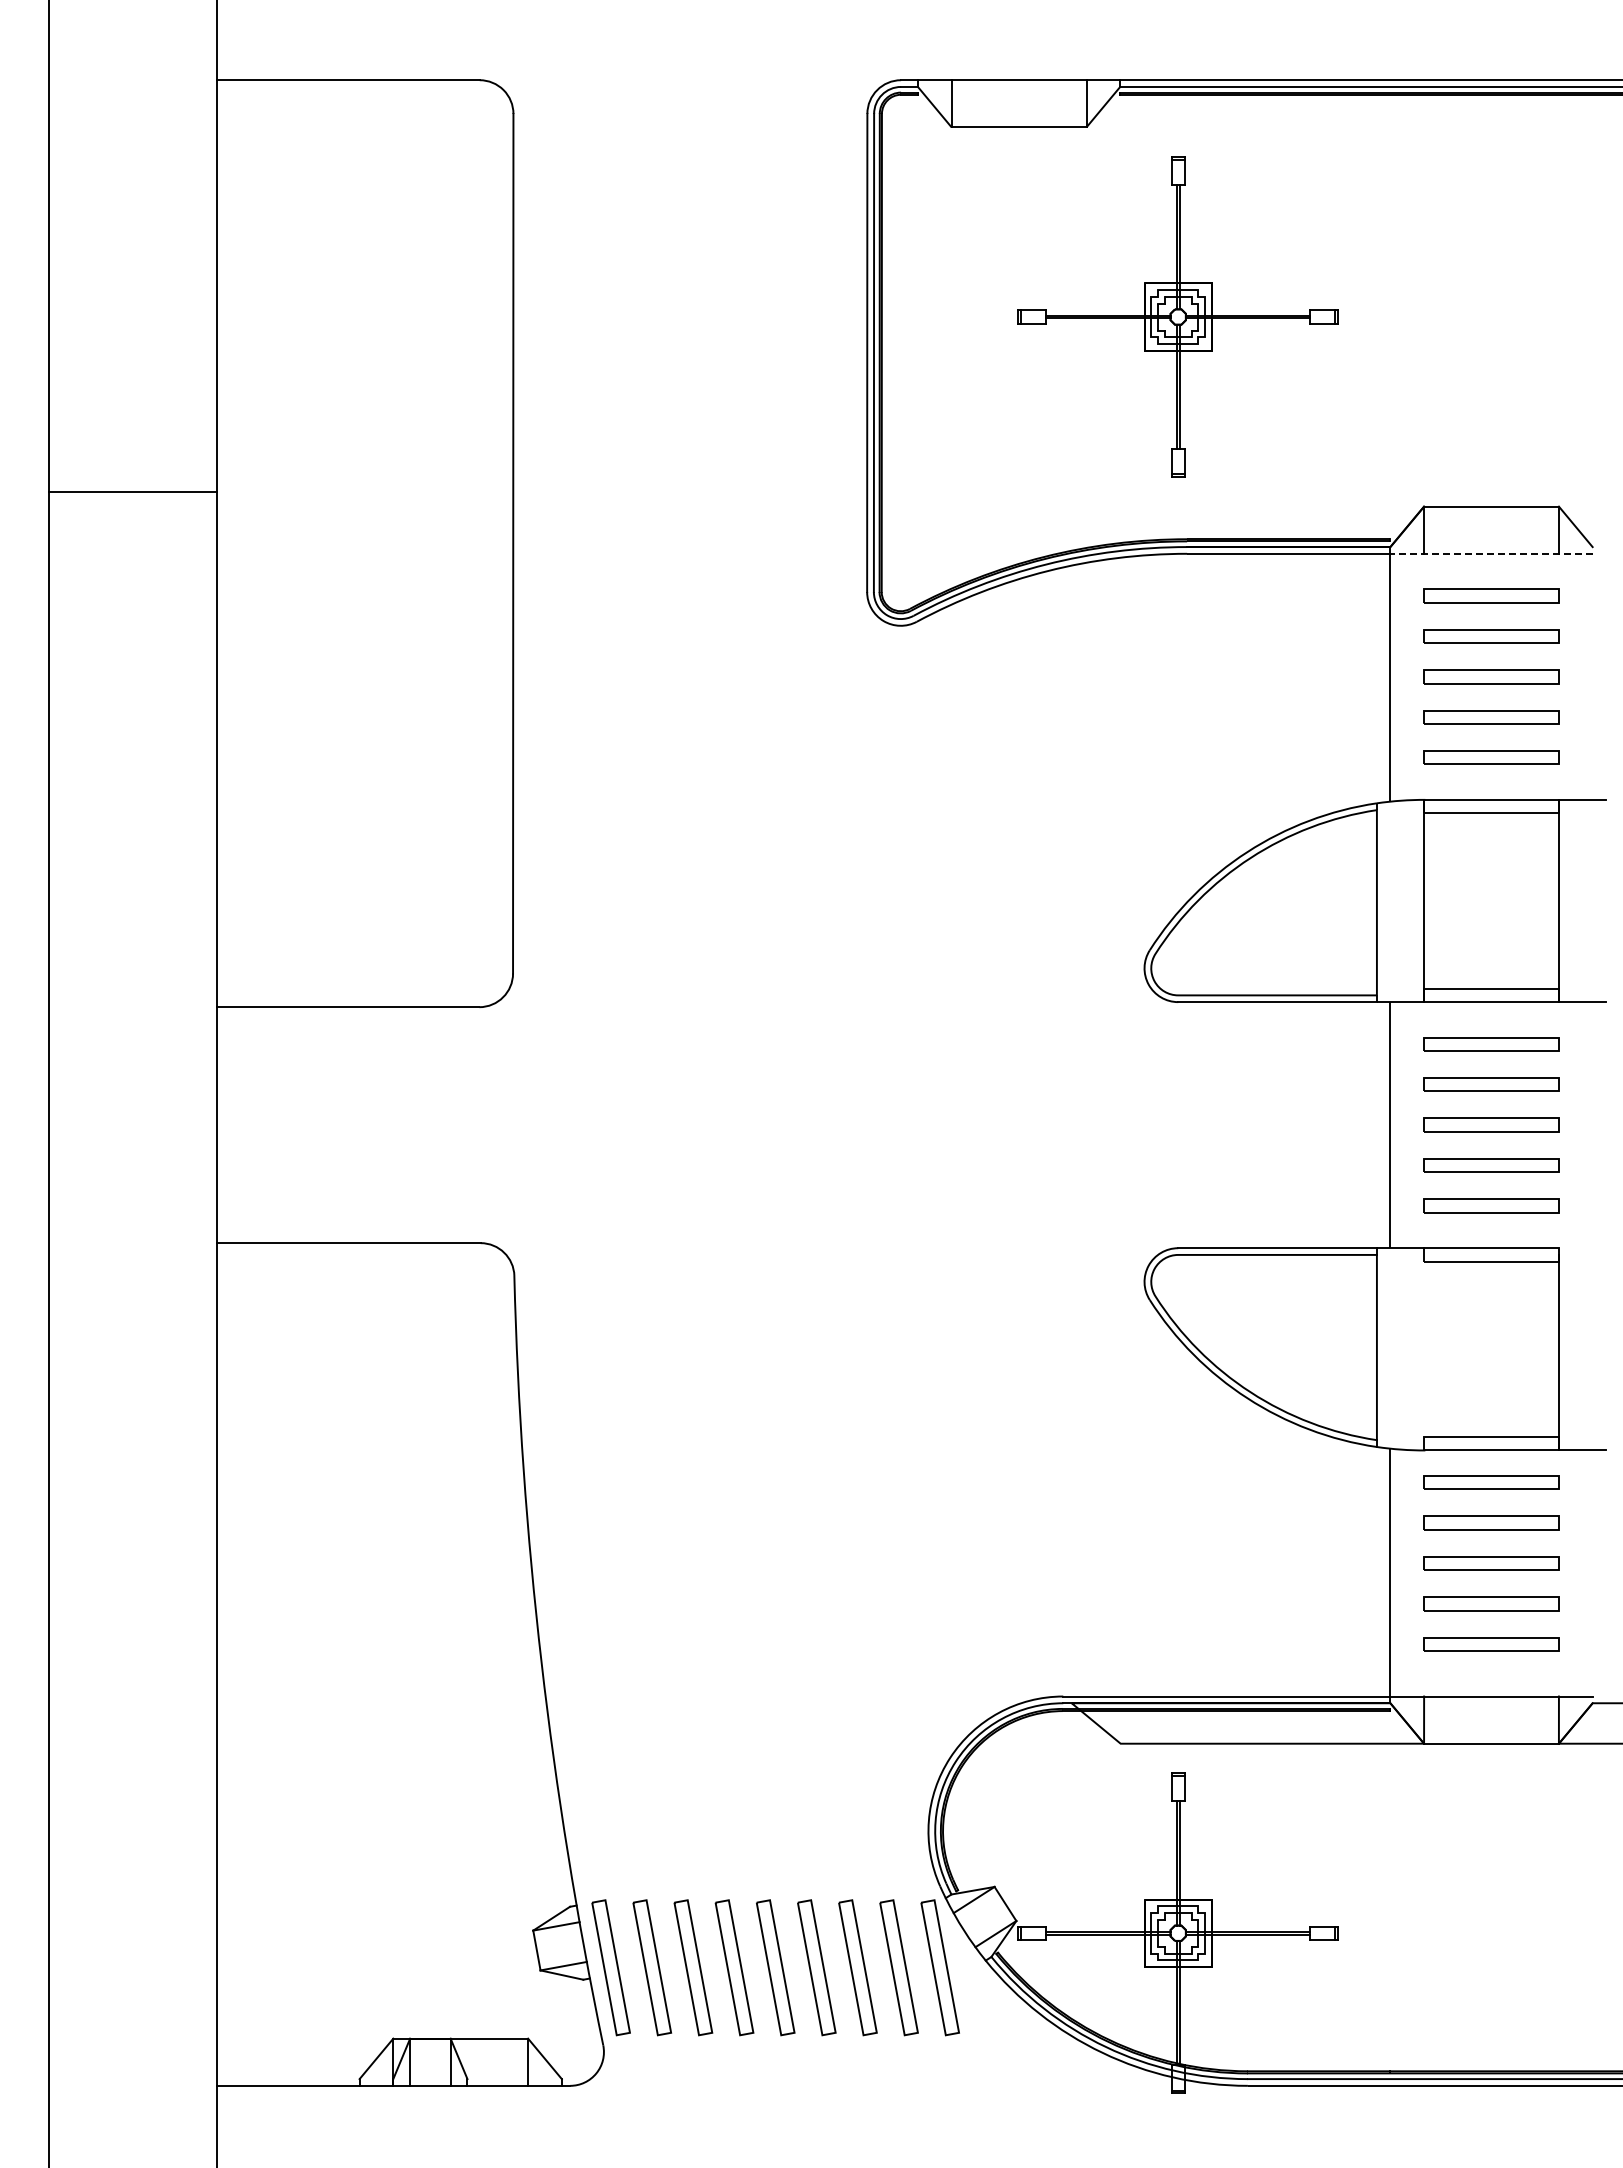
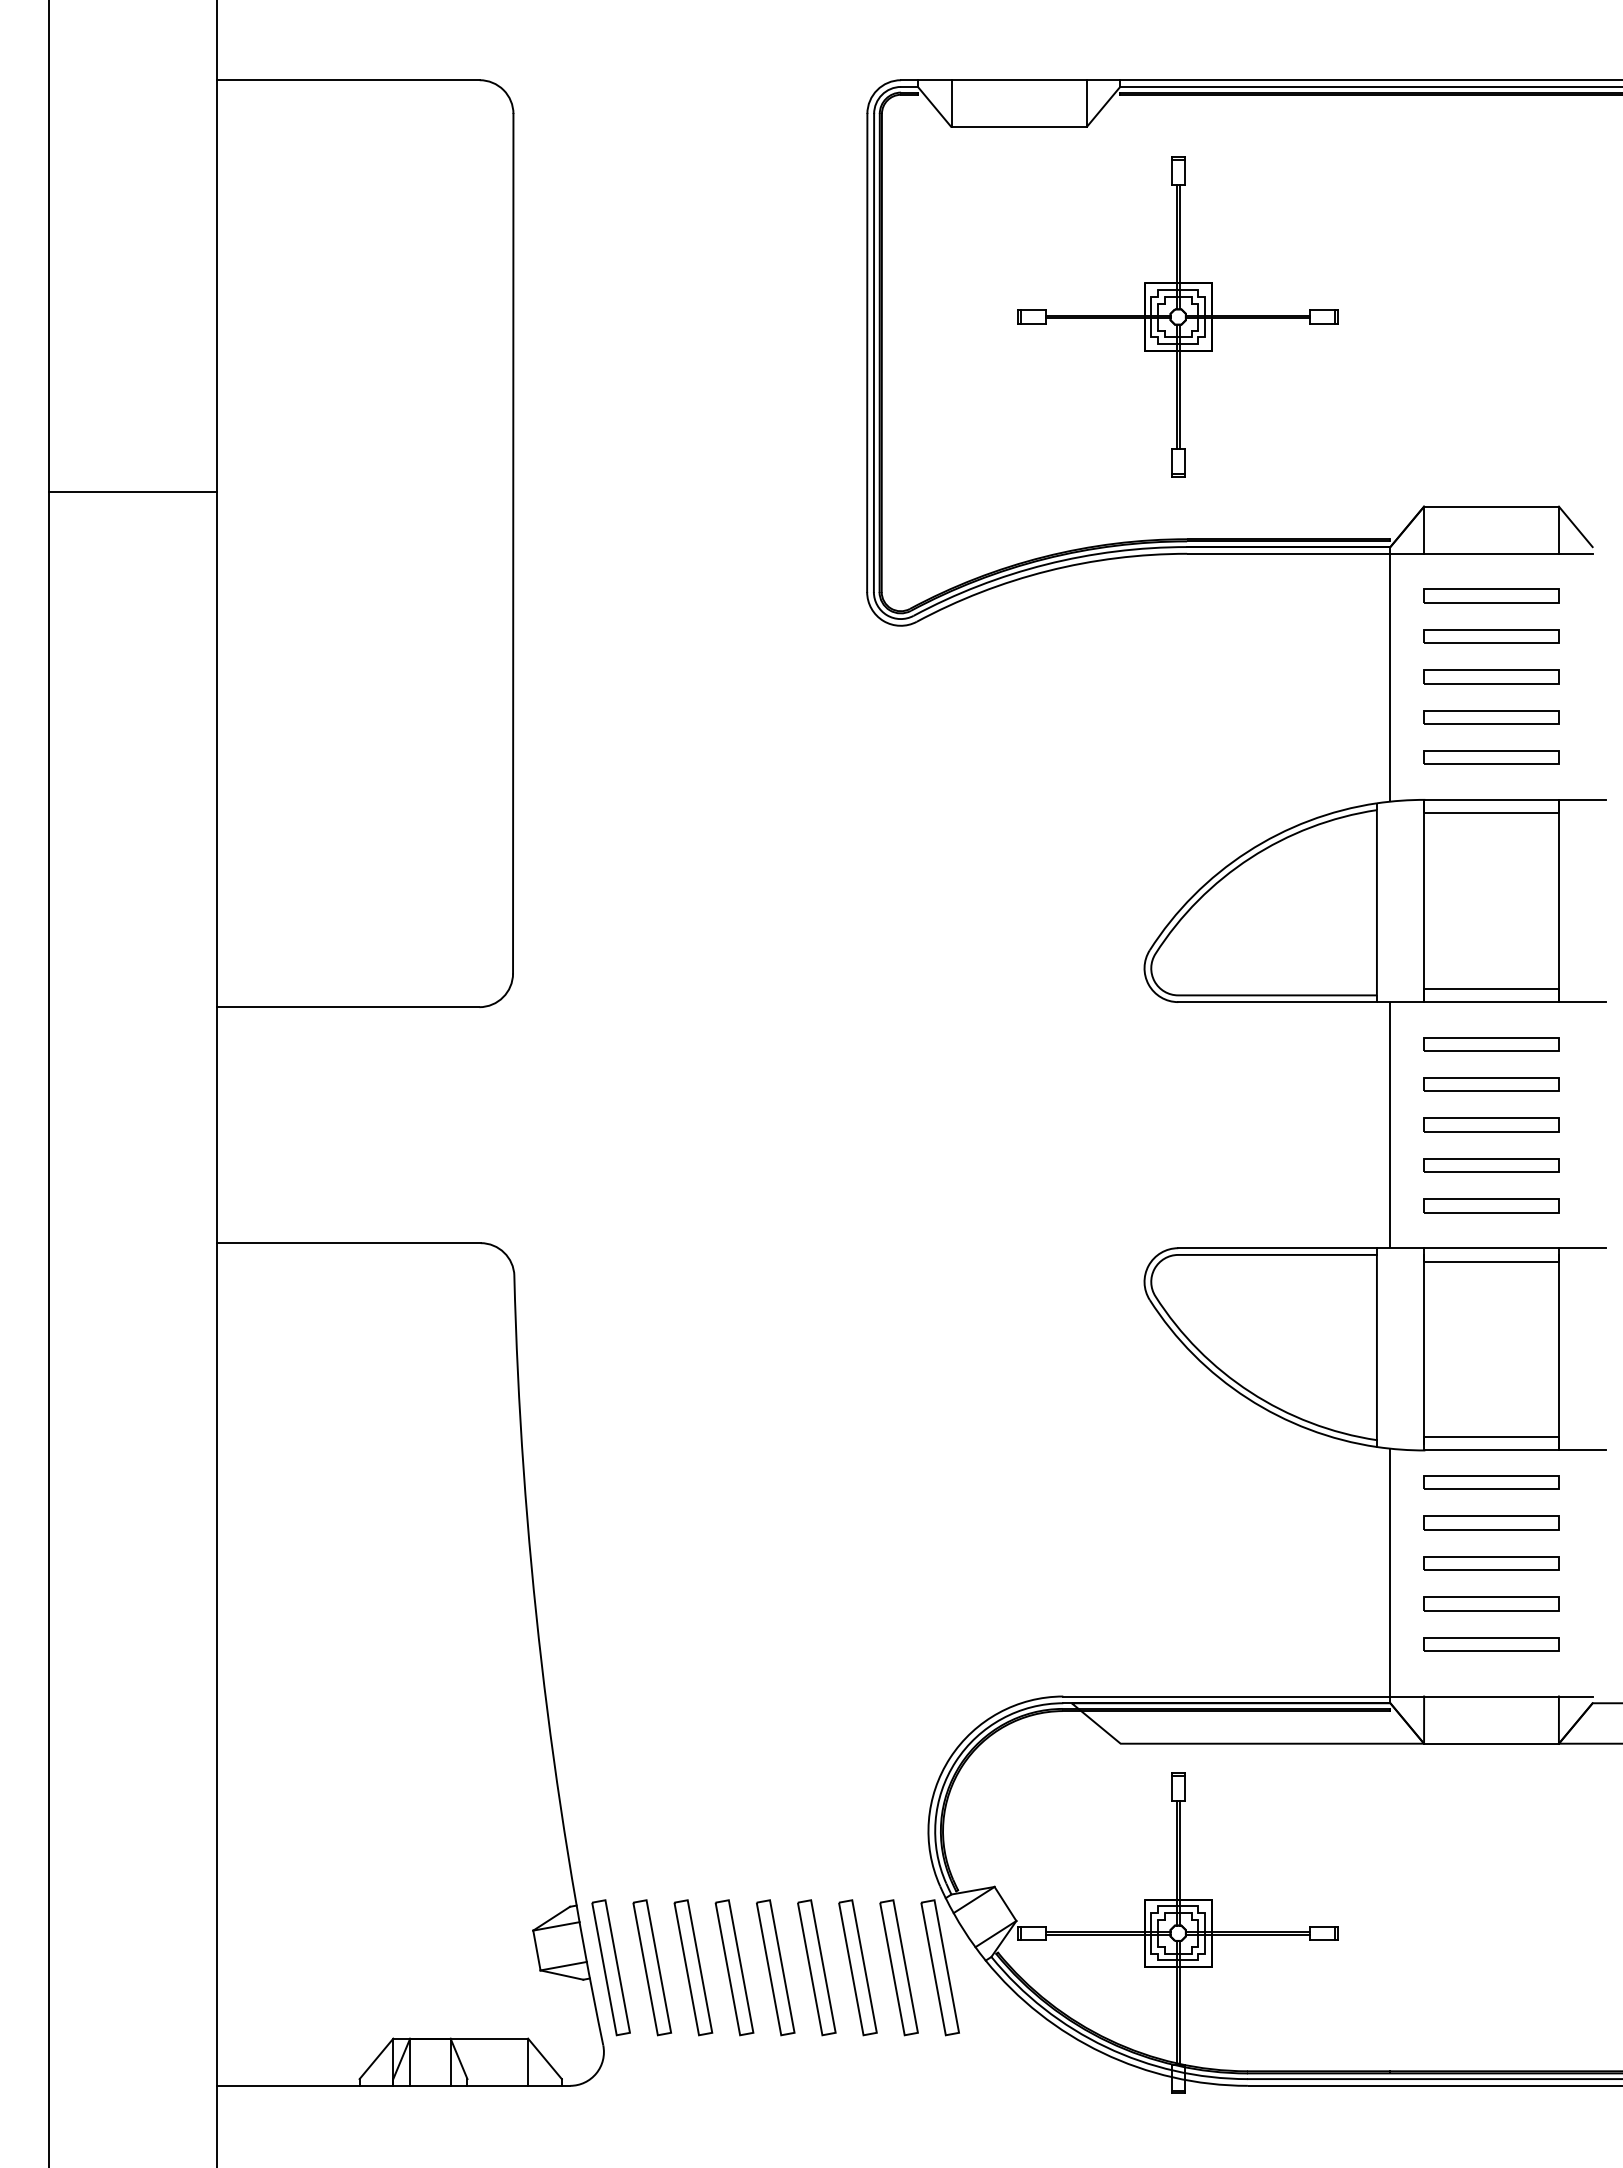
line: dashed -> solid (1491, 553)
line: none -> present (1582, 1248)
line: none -> present (1424, 1348)
